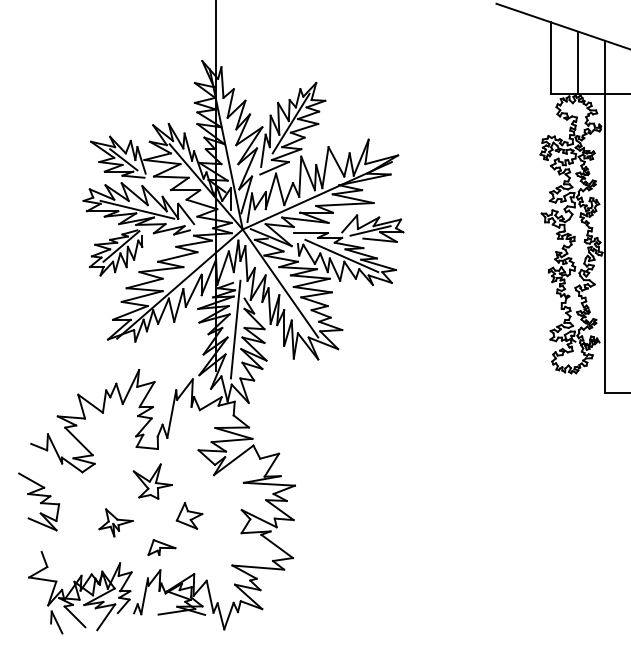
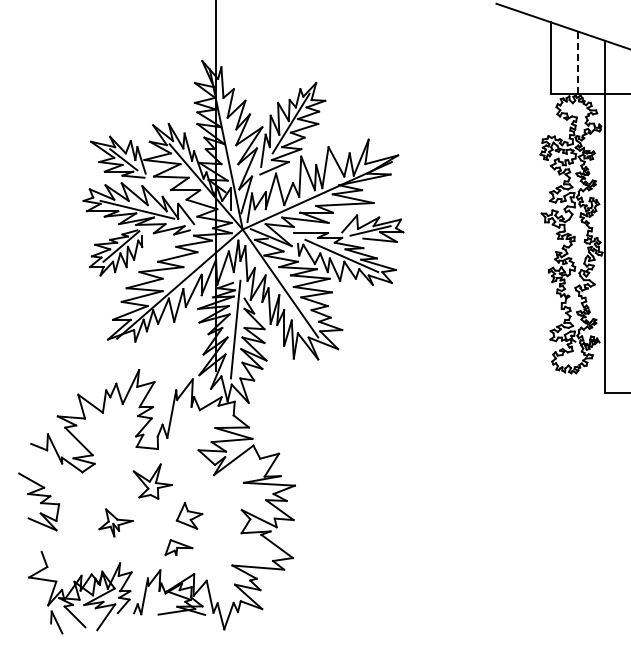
line: solid -> dashed (577, 63)
part position: (161, 547) -> (178, 547) (178, 547)
